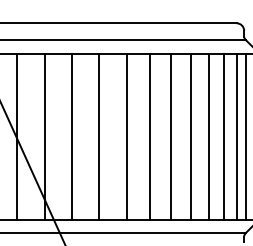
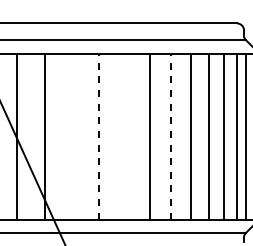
line: present -> none (72, 136)
line: solid -> dashed (98, 136)
line: present -> none (126, 136)
line: solid -> dashed (171, 136)
